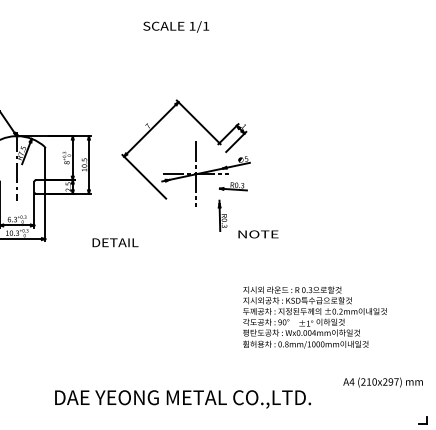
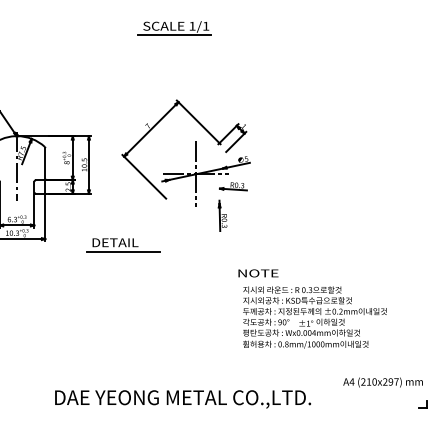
line: none -> present (174, 35)
text position: (258, 234) -> (258, 273) (258, 273)
line: none -> present (123, 251)
part position: (422, 420) -> (422, 404) (422, 404)
